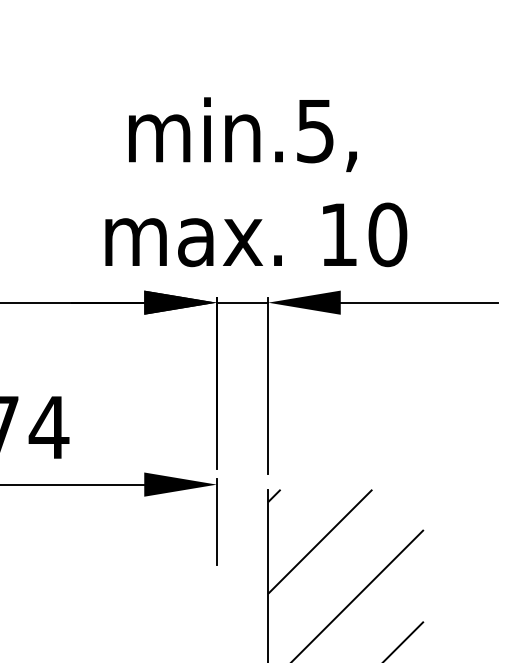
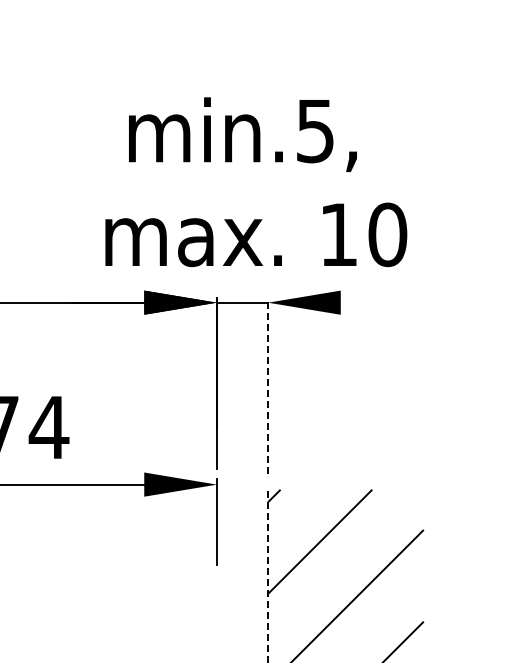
line: present -> none (418, 302)
line: solid -> dashed (268, 385)
line: solid -> dashed (268, 575)
